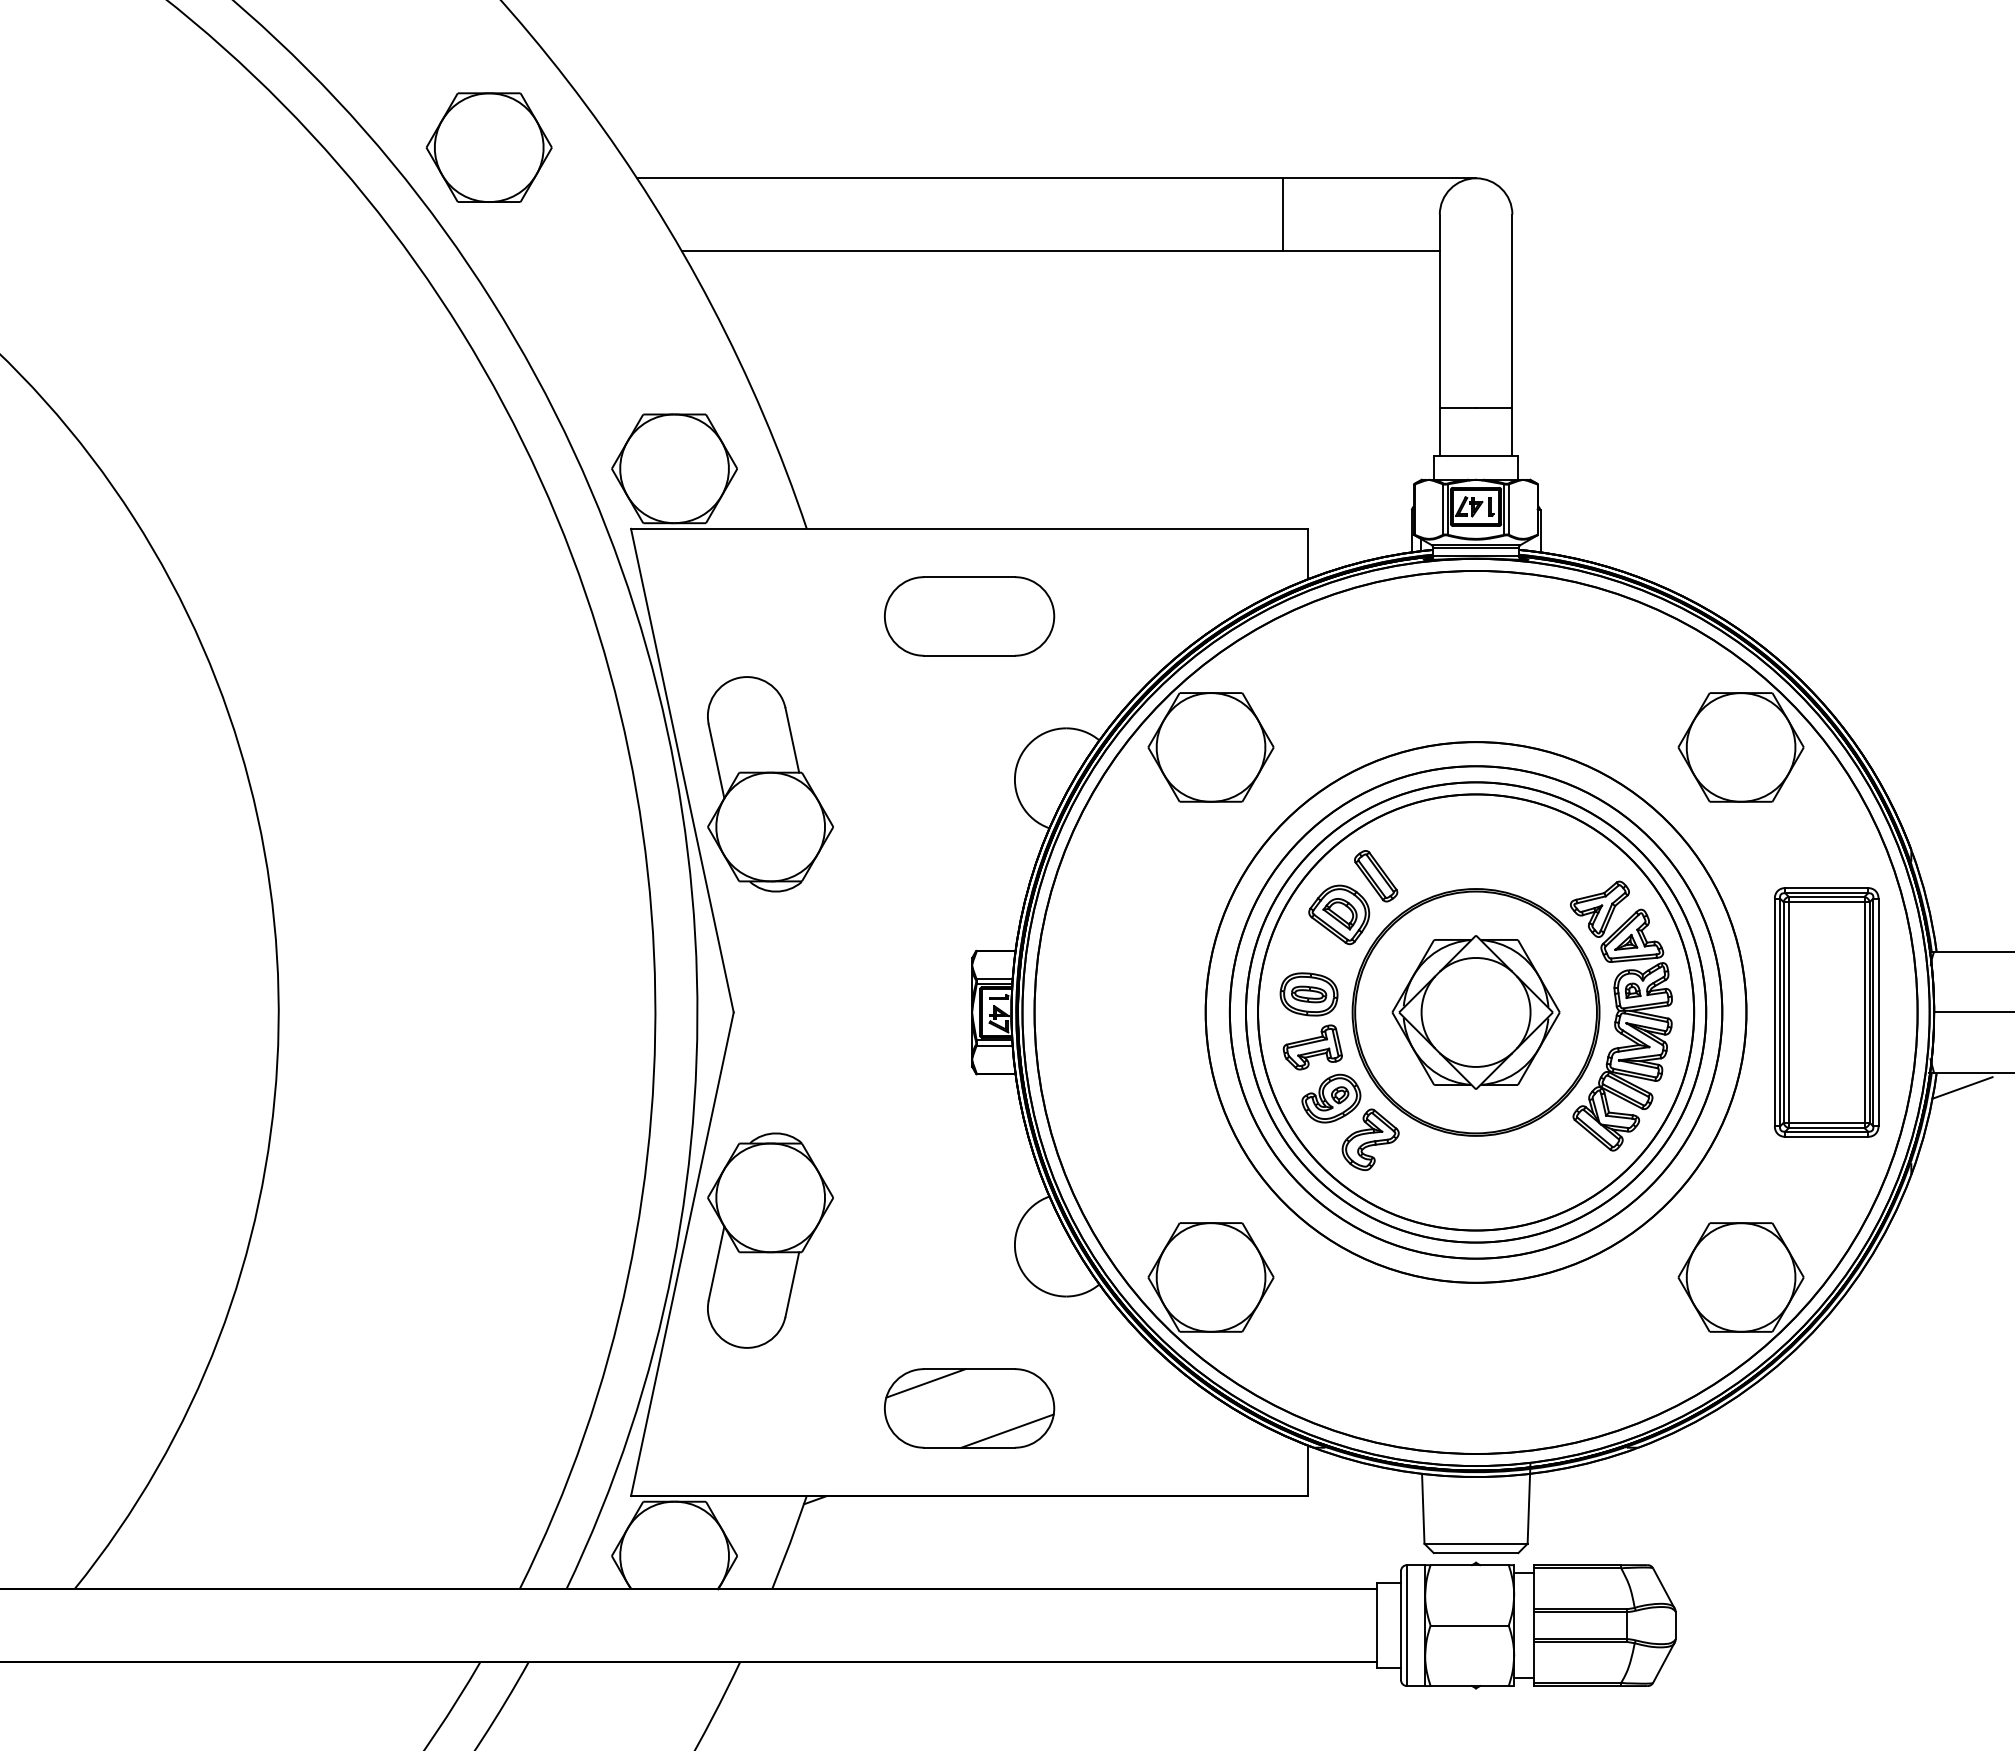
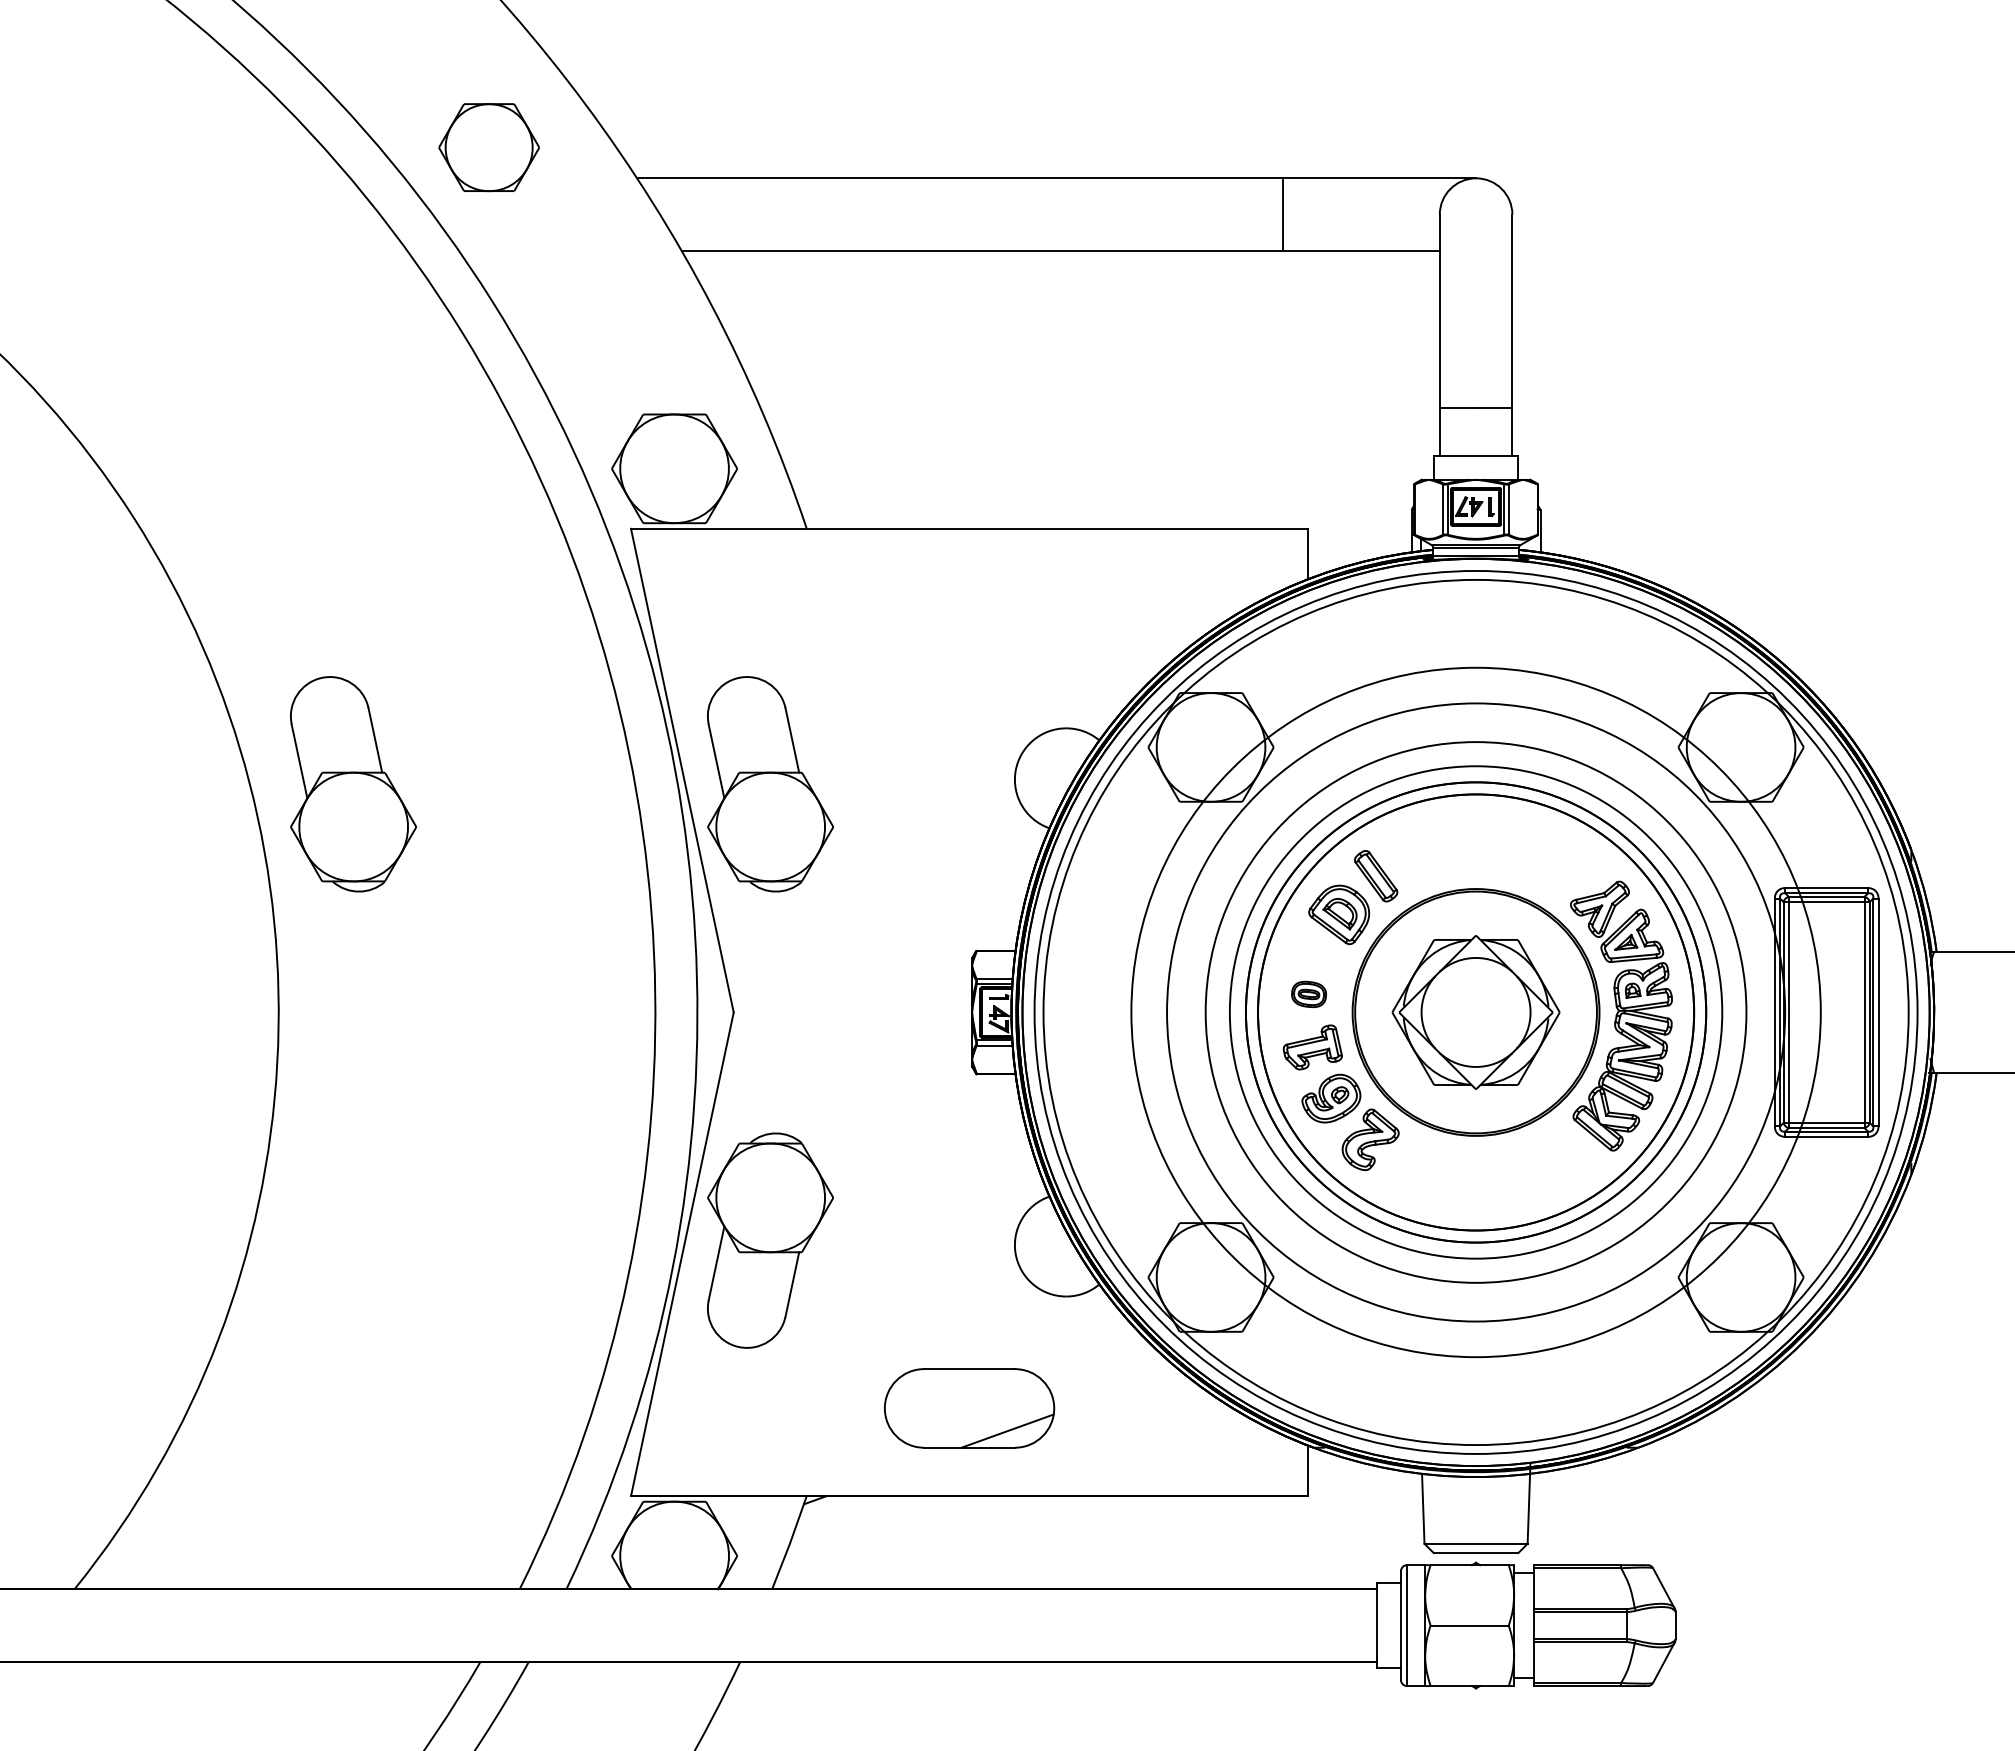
part size: 128x111 px -> 102x90 px (488, 147)
part: present -> none (969, 616)
part: none -> present (353, 784)
part size: 60x45 px -> 36x29 px (1308, 994)
circle diameter: 492 px -> 689 px (1475, 1012)
circle diameter: 541 px -> 865 px (1475, 1012)
circle diameter: 883 px -> 618 px (1476, 1012)
line: present -> none (1972, 1012)
line: present -> none (1962, 1087)
line: present -> none (925, 1383)
